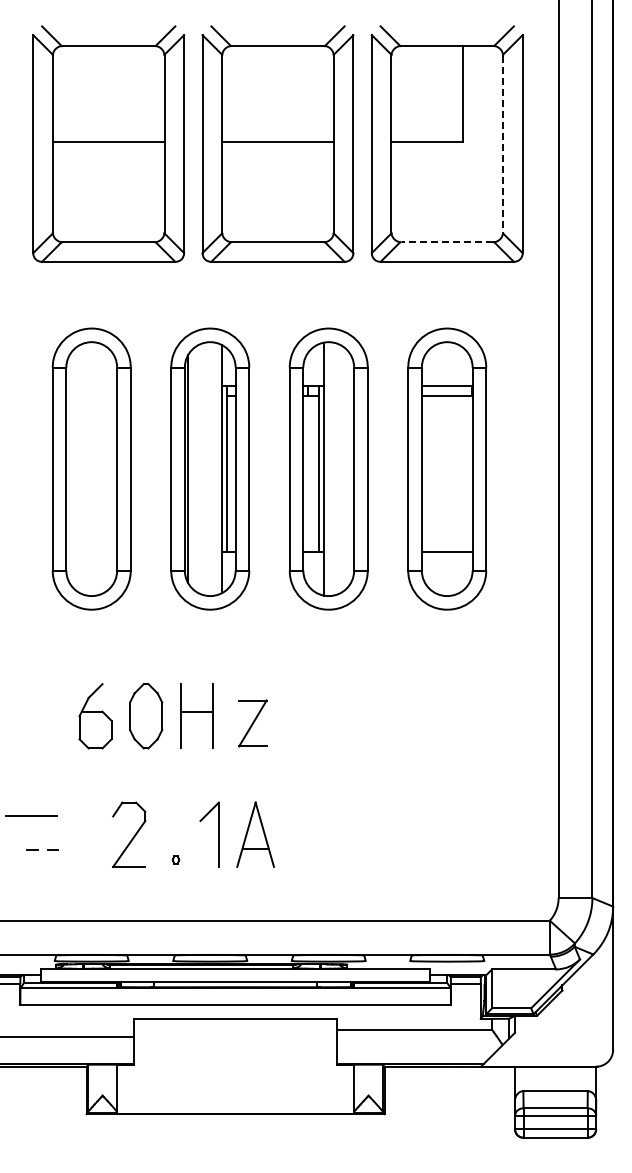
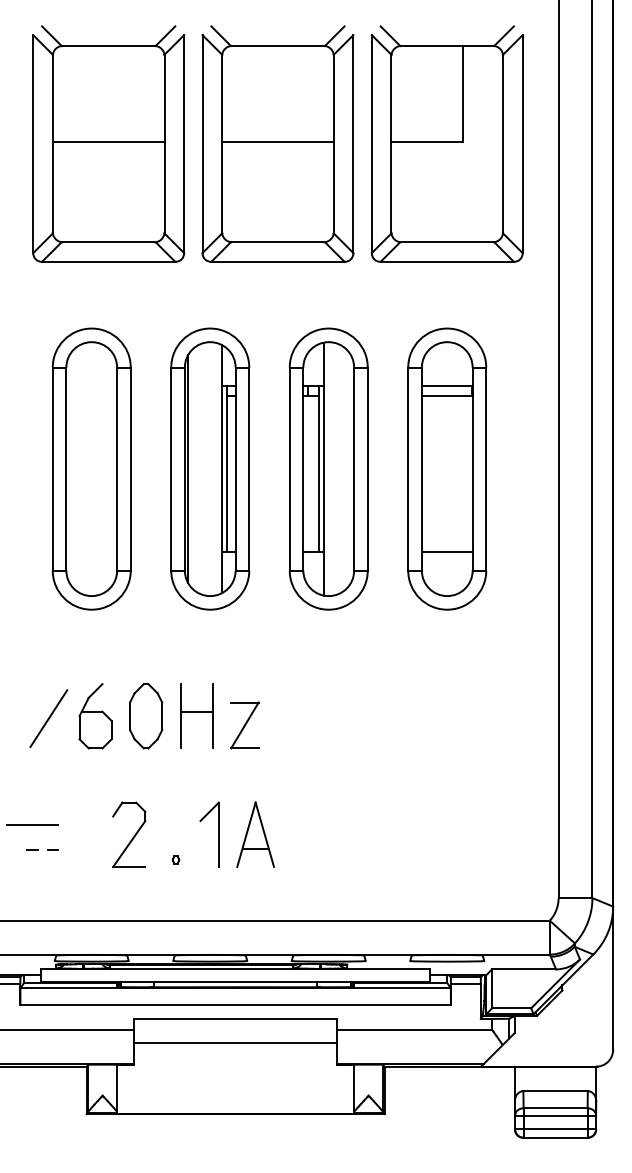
line: dashed -> solid (503, 144)
line: dashed -> solid (447, 242)
line: none -> present (48, 718)
part position: (252, 723) -> (244, 725) (244, 725)
line position: (31, 815) -> (32, 824) (32, 824)
line position: (68, 1037) -> (68, 1030) (68, 1030)
line: none -> present (235, 1043)
